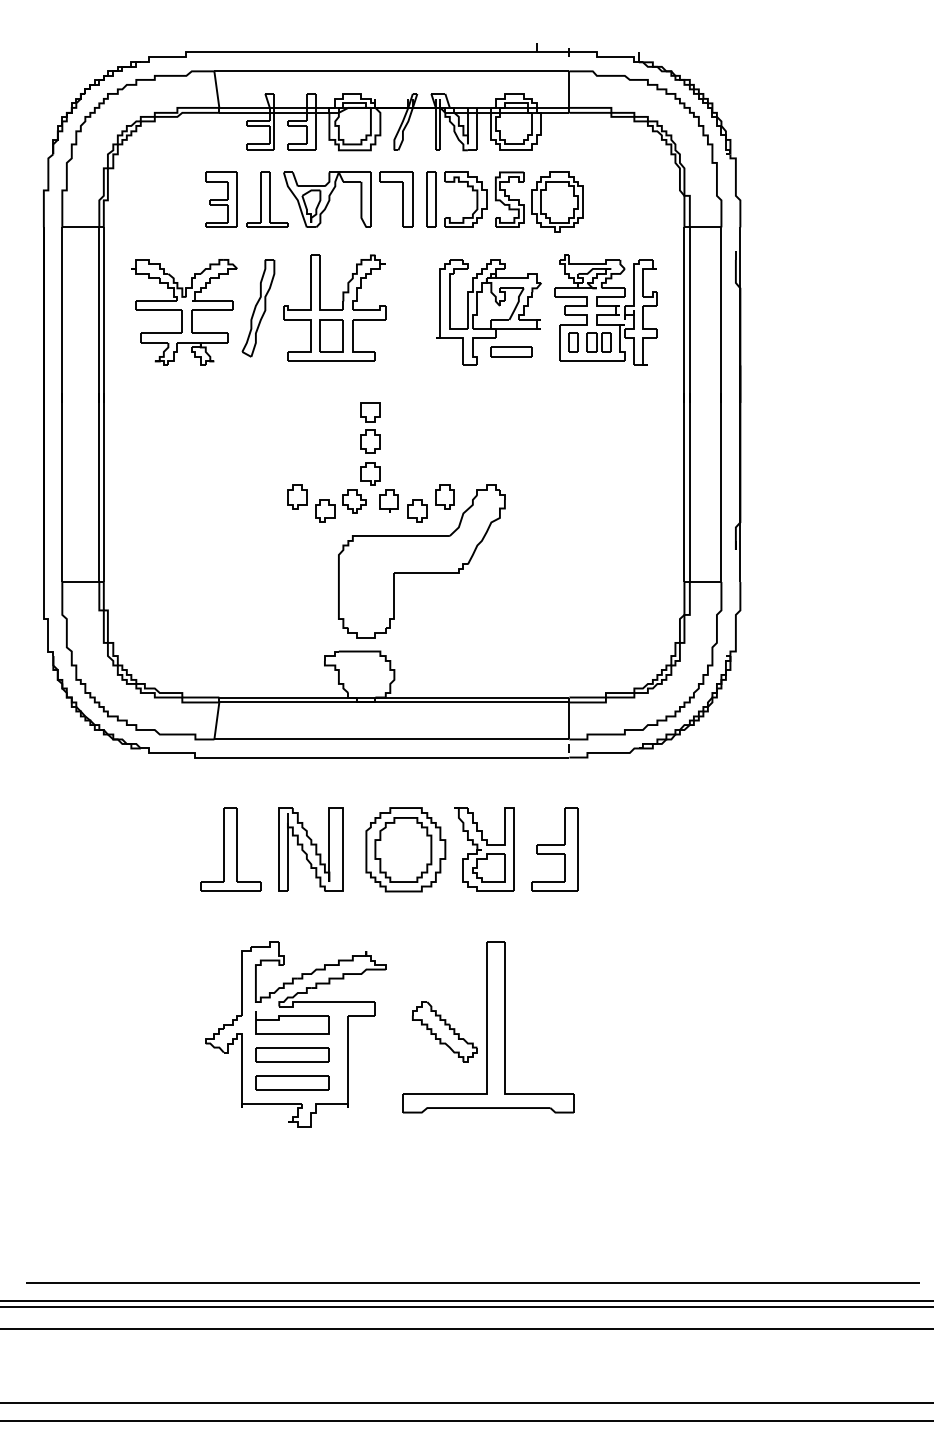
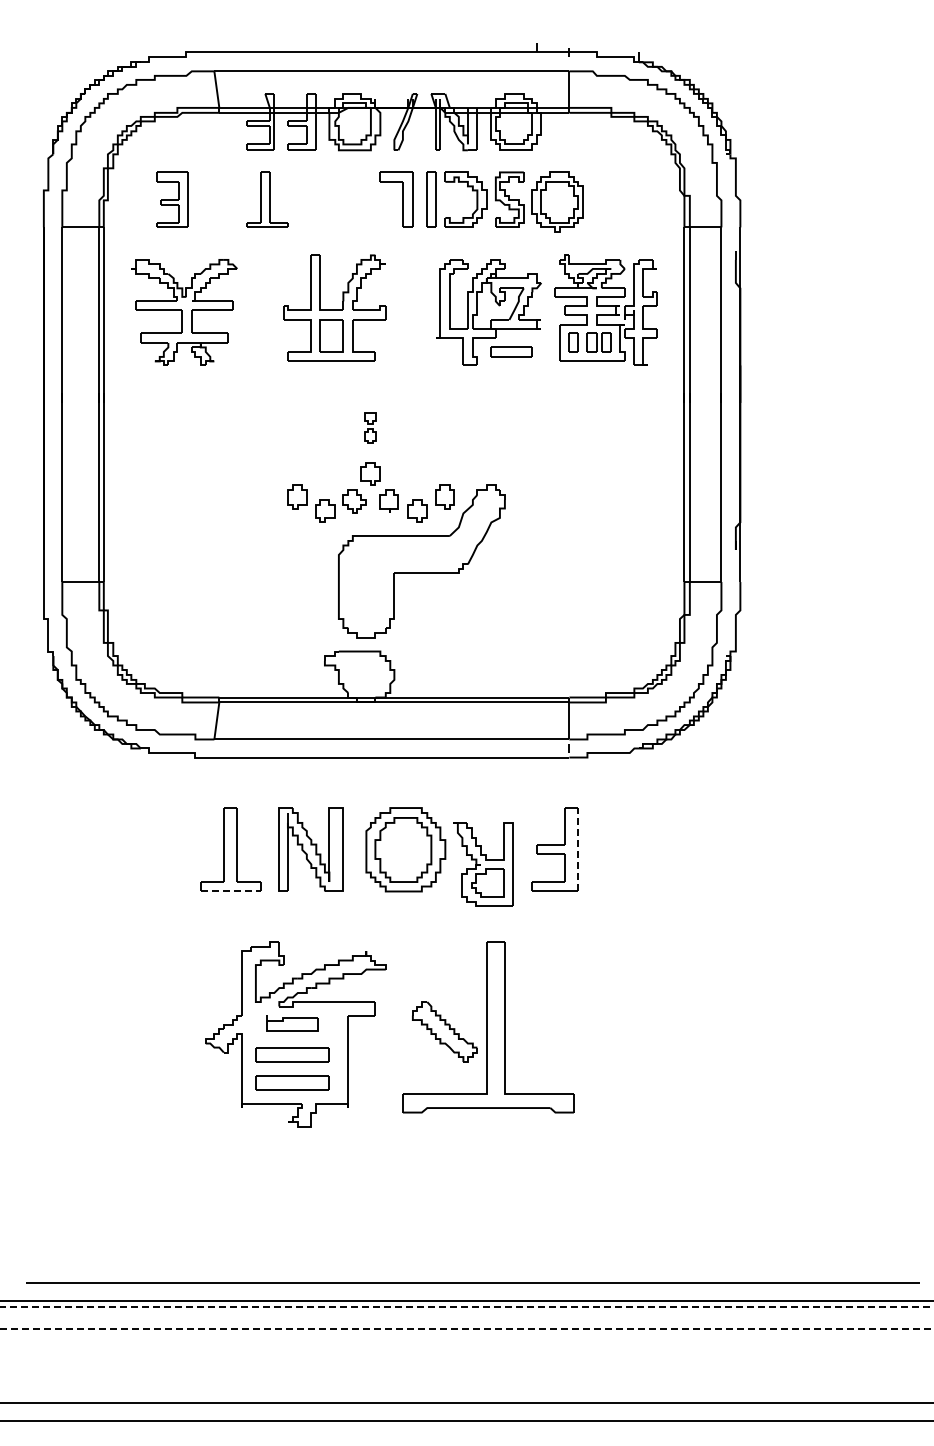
part position: (221, 199) -> (172, 199) (172, 199)
part: present -> none (327, 199)
part: present -> none (258, 308)
part size: 21x52 px -> 13x32 px (370, 427)
part position: (484, 849) -> (483, 864) (483, 864)
line: solid -> dashed (578, 849)
line: solid -> dashed (231, 891)
part size: 75x24 px -> 53x17 px (292, 1023)
line: solid -> dashed (466, 1306)
line: solid -> dashed (468, 1329)
